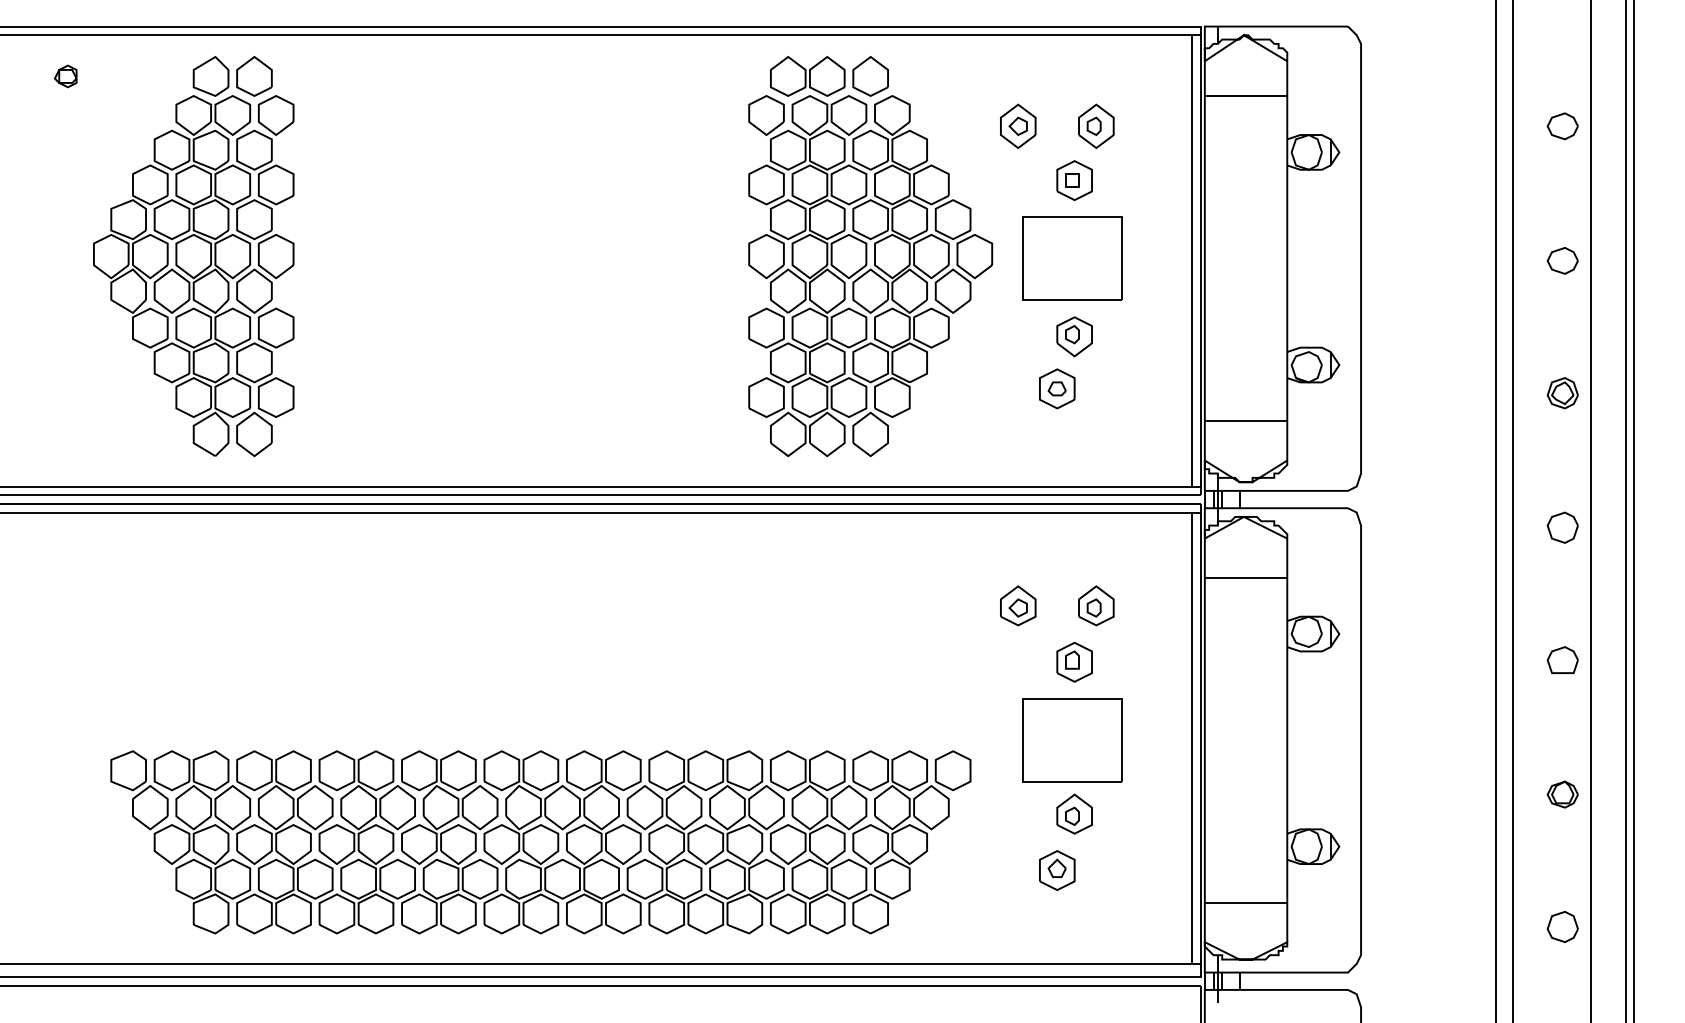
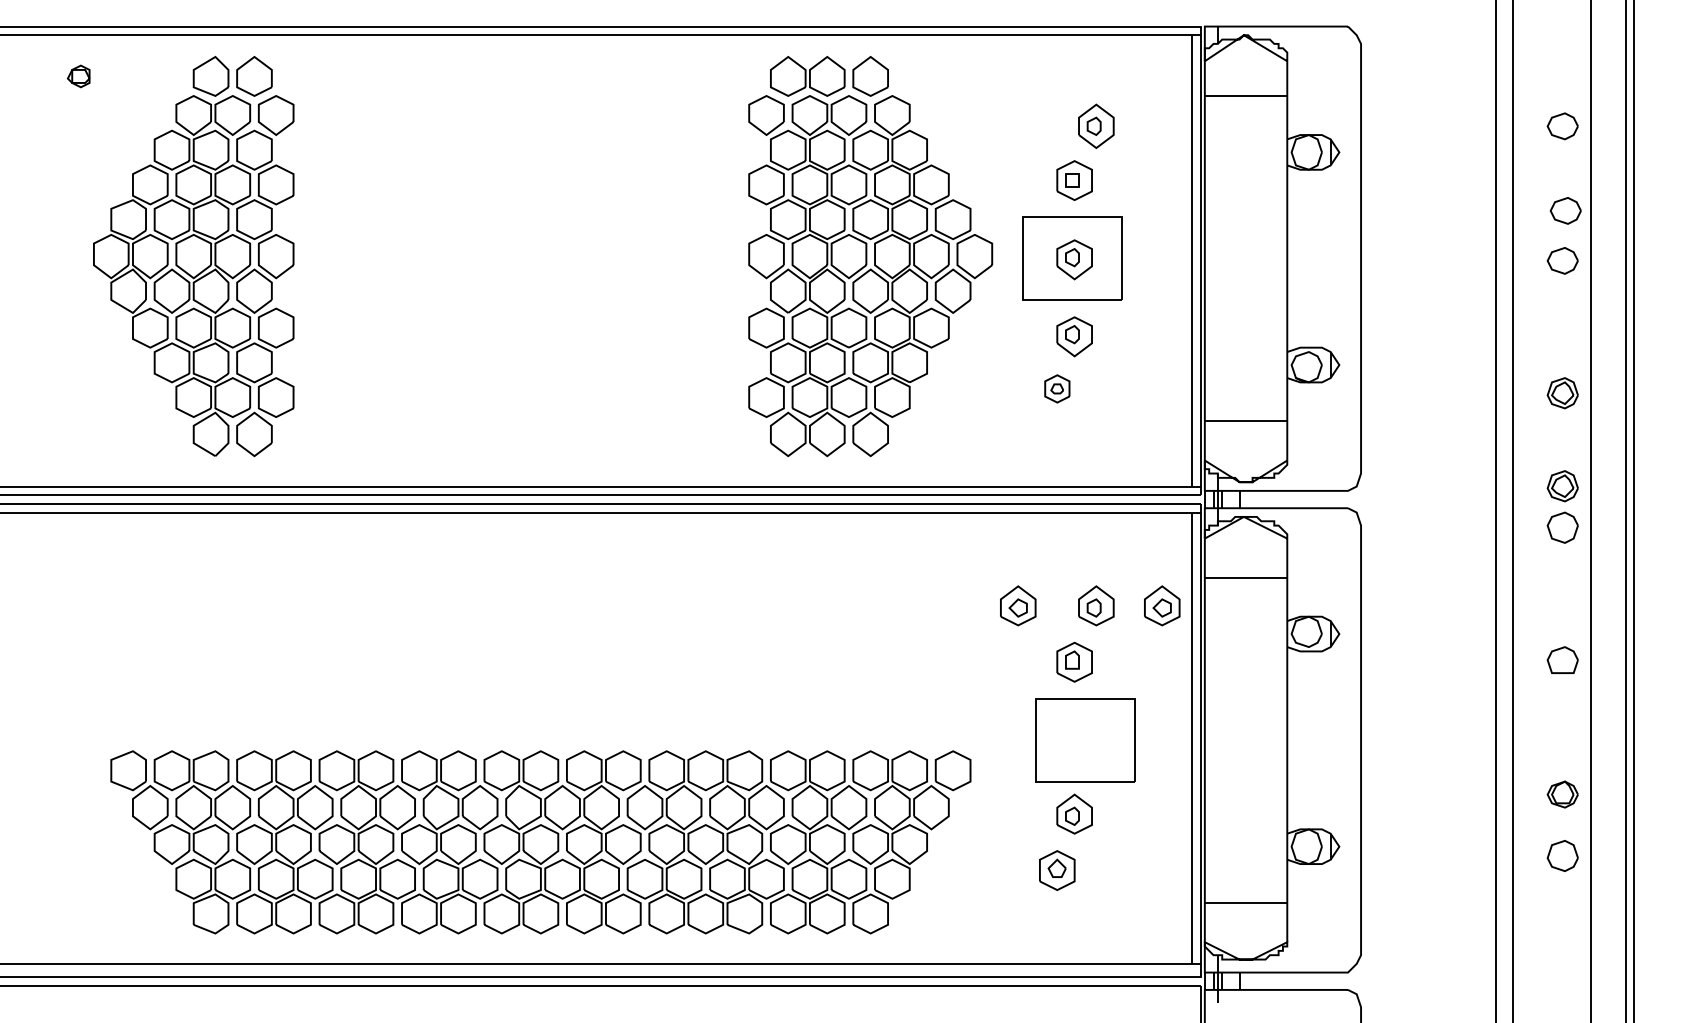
part position: (65, 76) -> (78, 76) (78, 76)
part: present -> none (1018, 125)
part: none -> present (1565, 210)
part: none -> present (1074, 259)
part size: 37x42 px -> 27x30 px (1057, 388)
part: none -> present (1562, 486)
part: none -> present (1162, 605)
part position: (1072, 740) -> (1085, 740) (1085, 740)
part position: (1562, 926) -> (1562, 855) (1562, 855)
